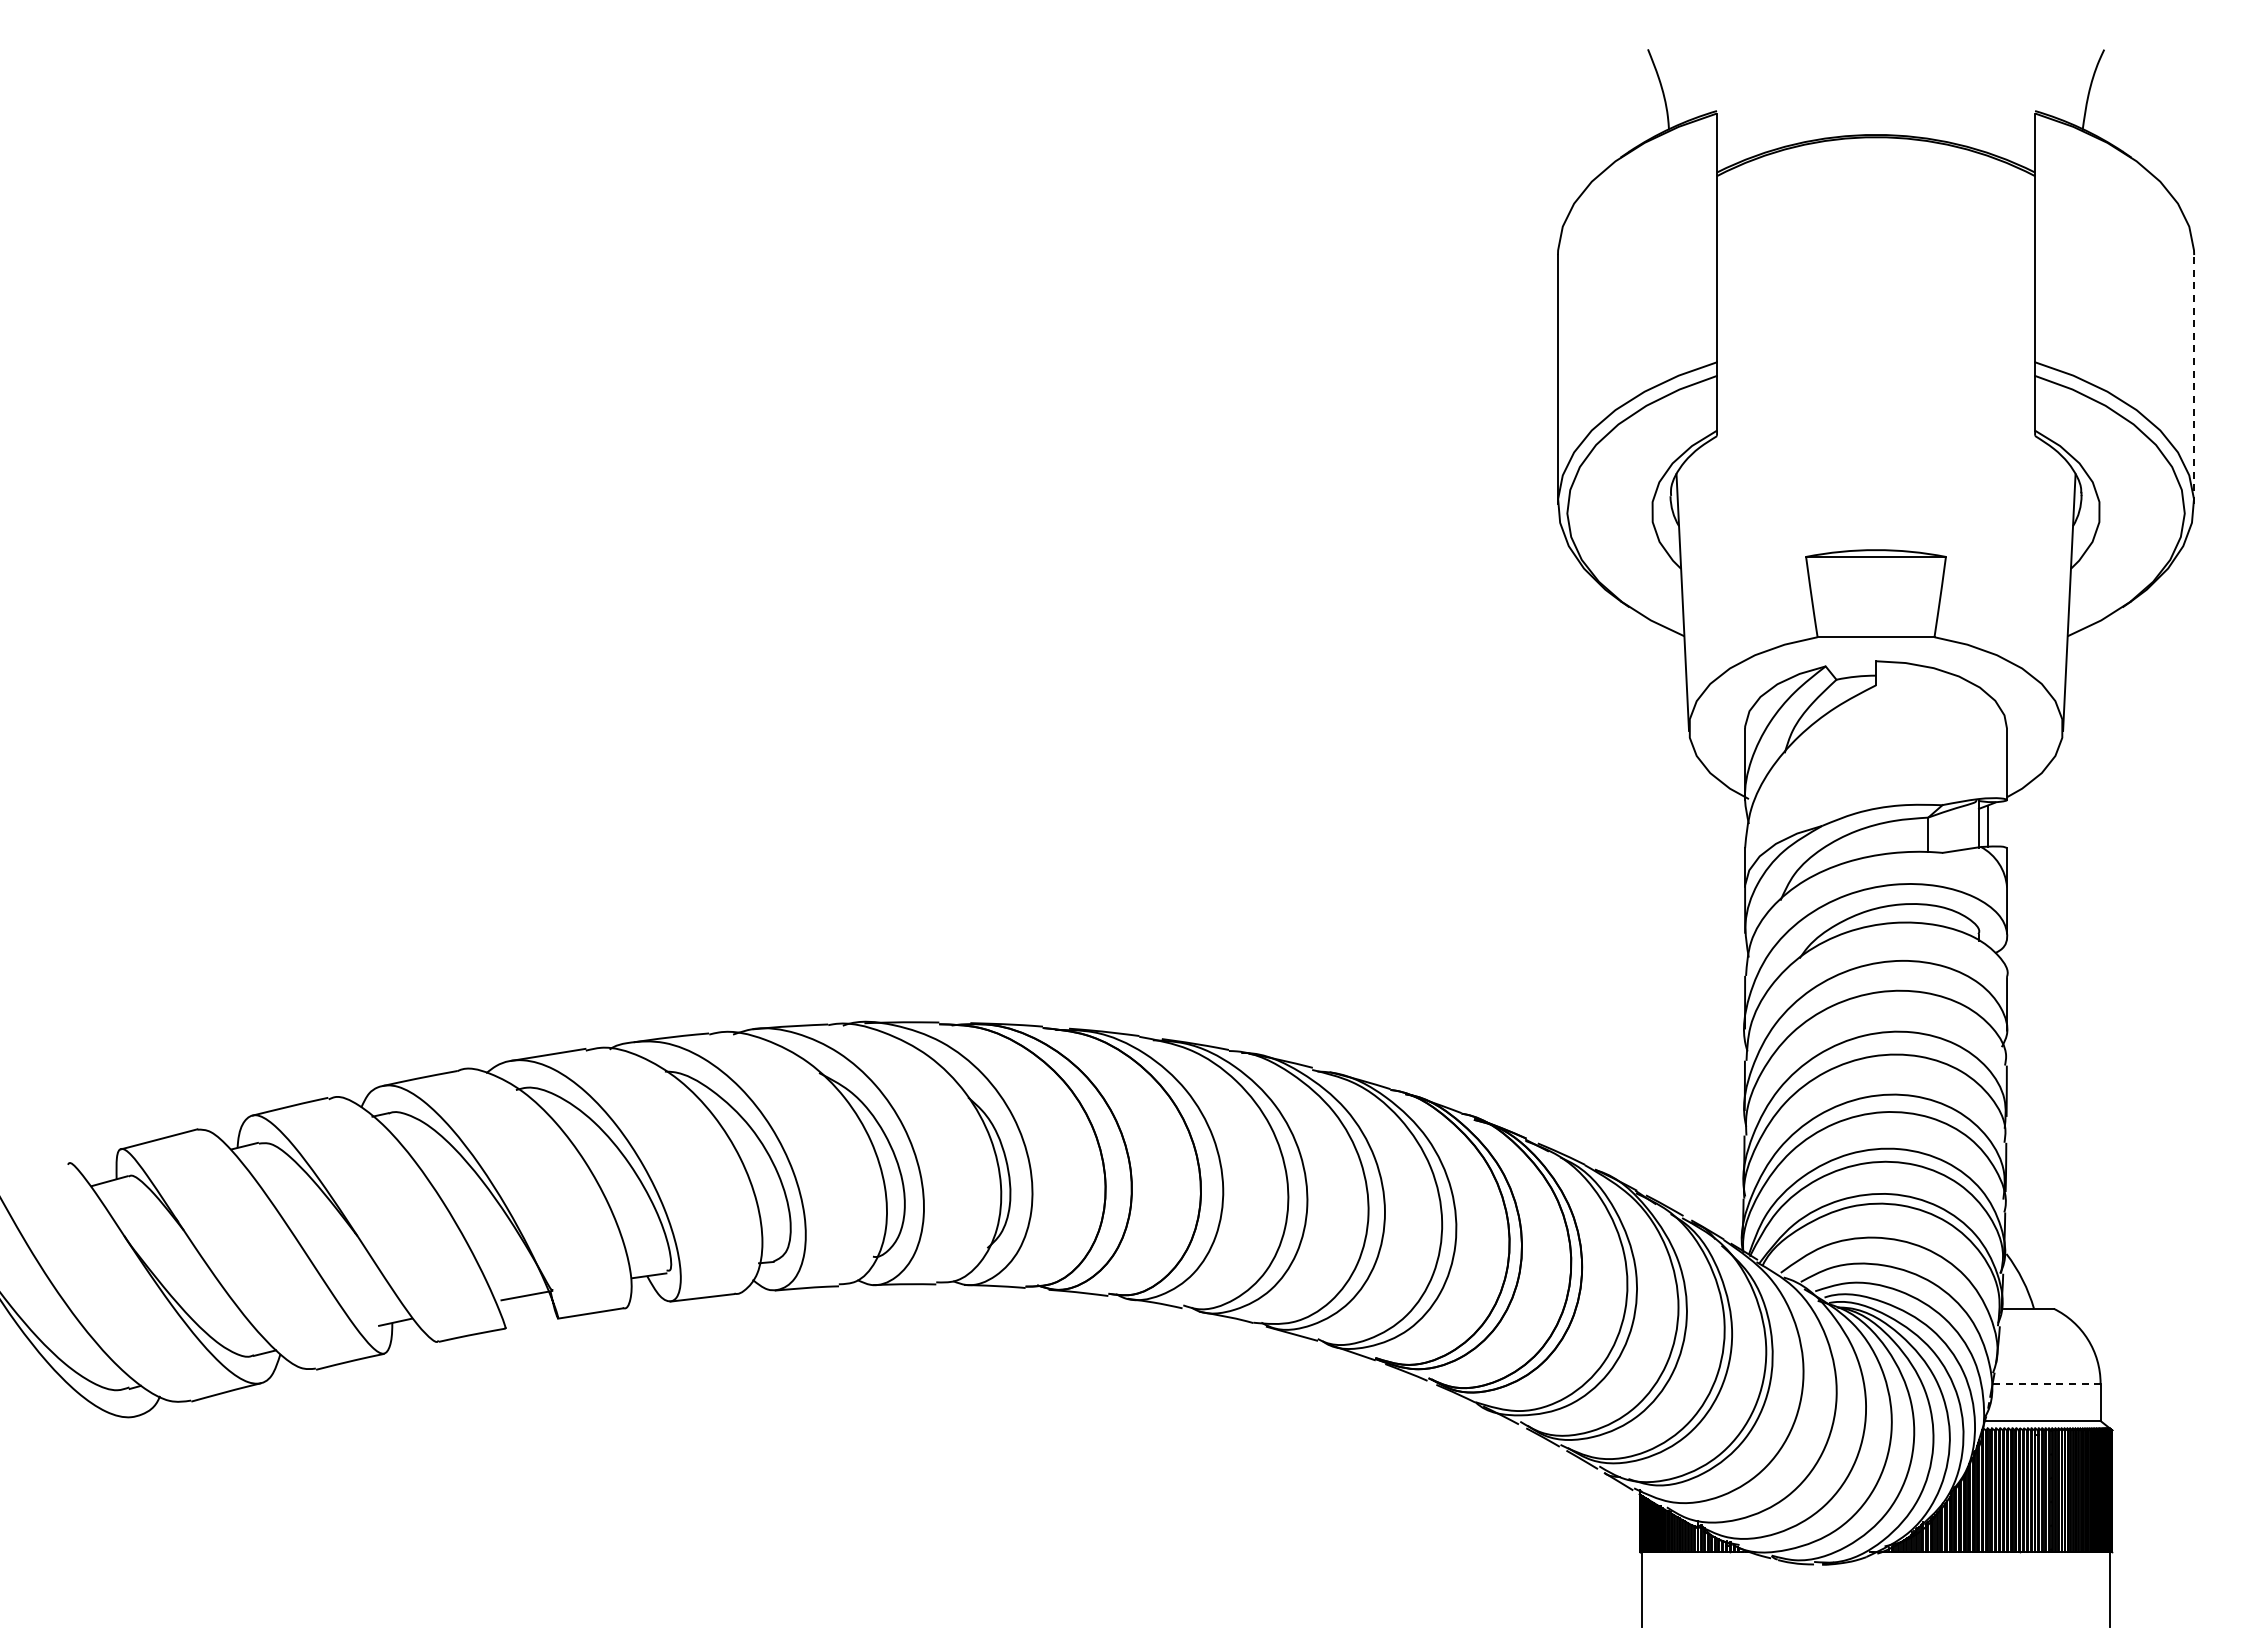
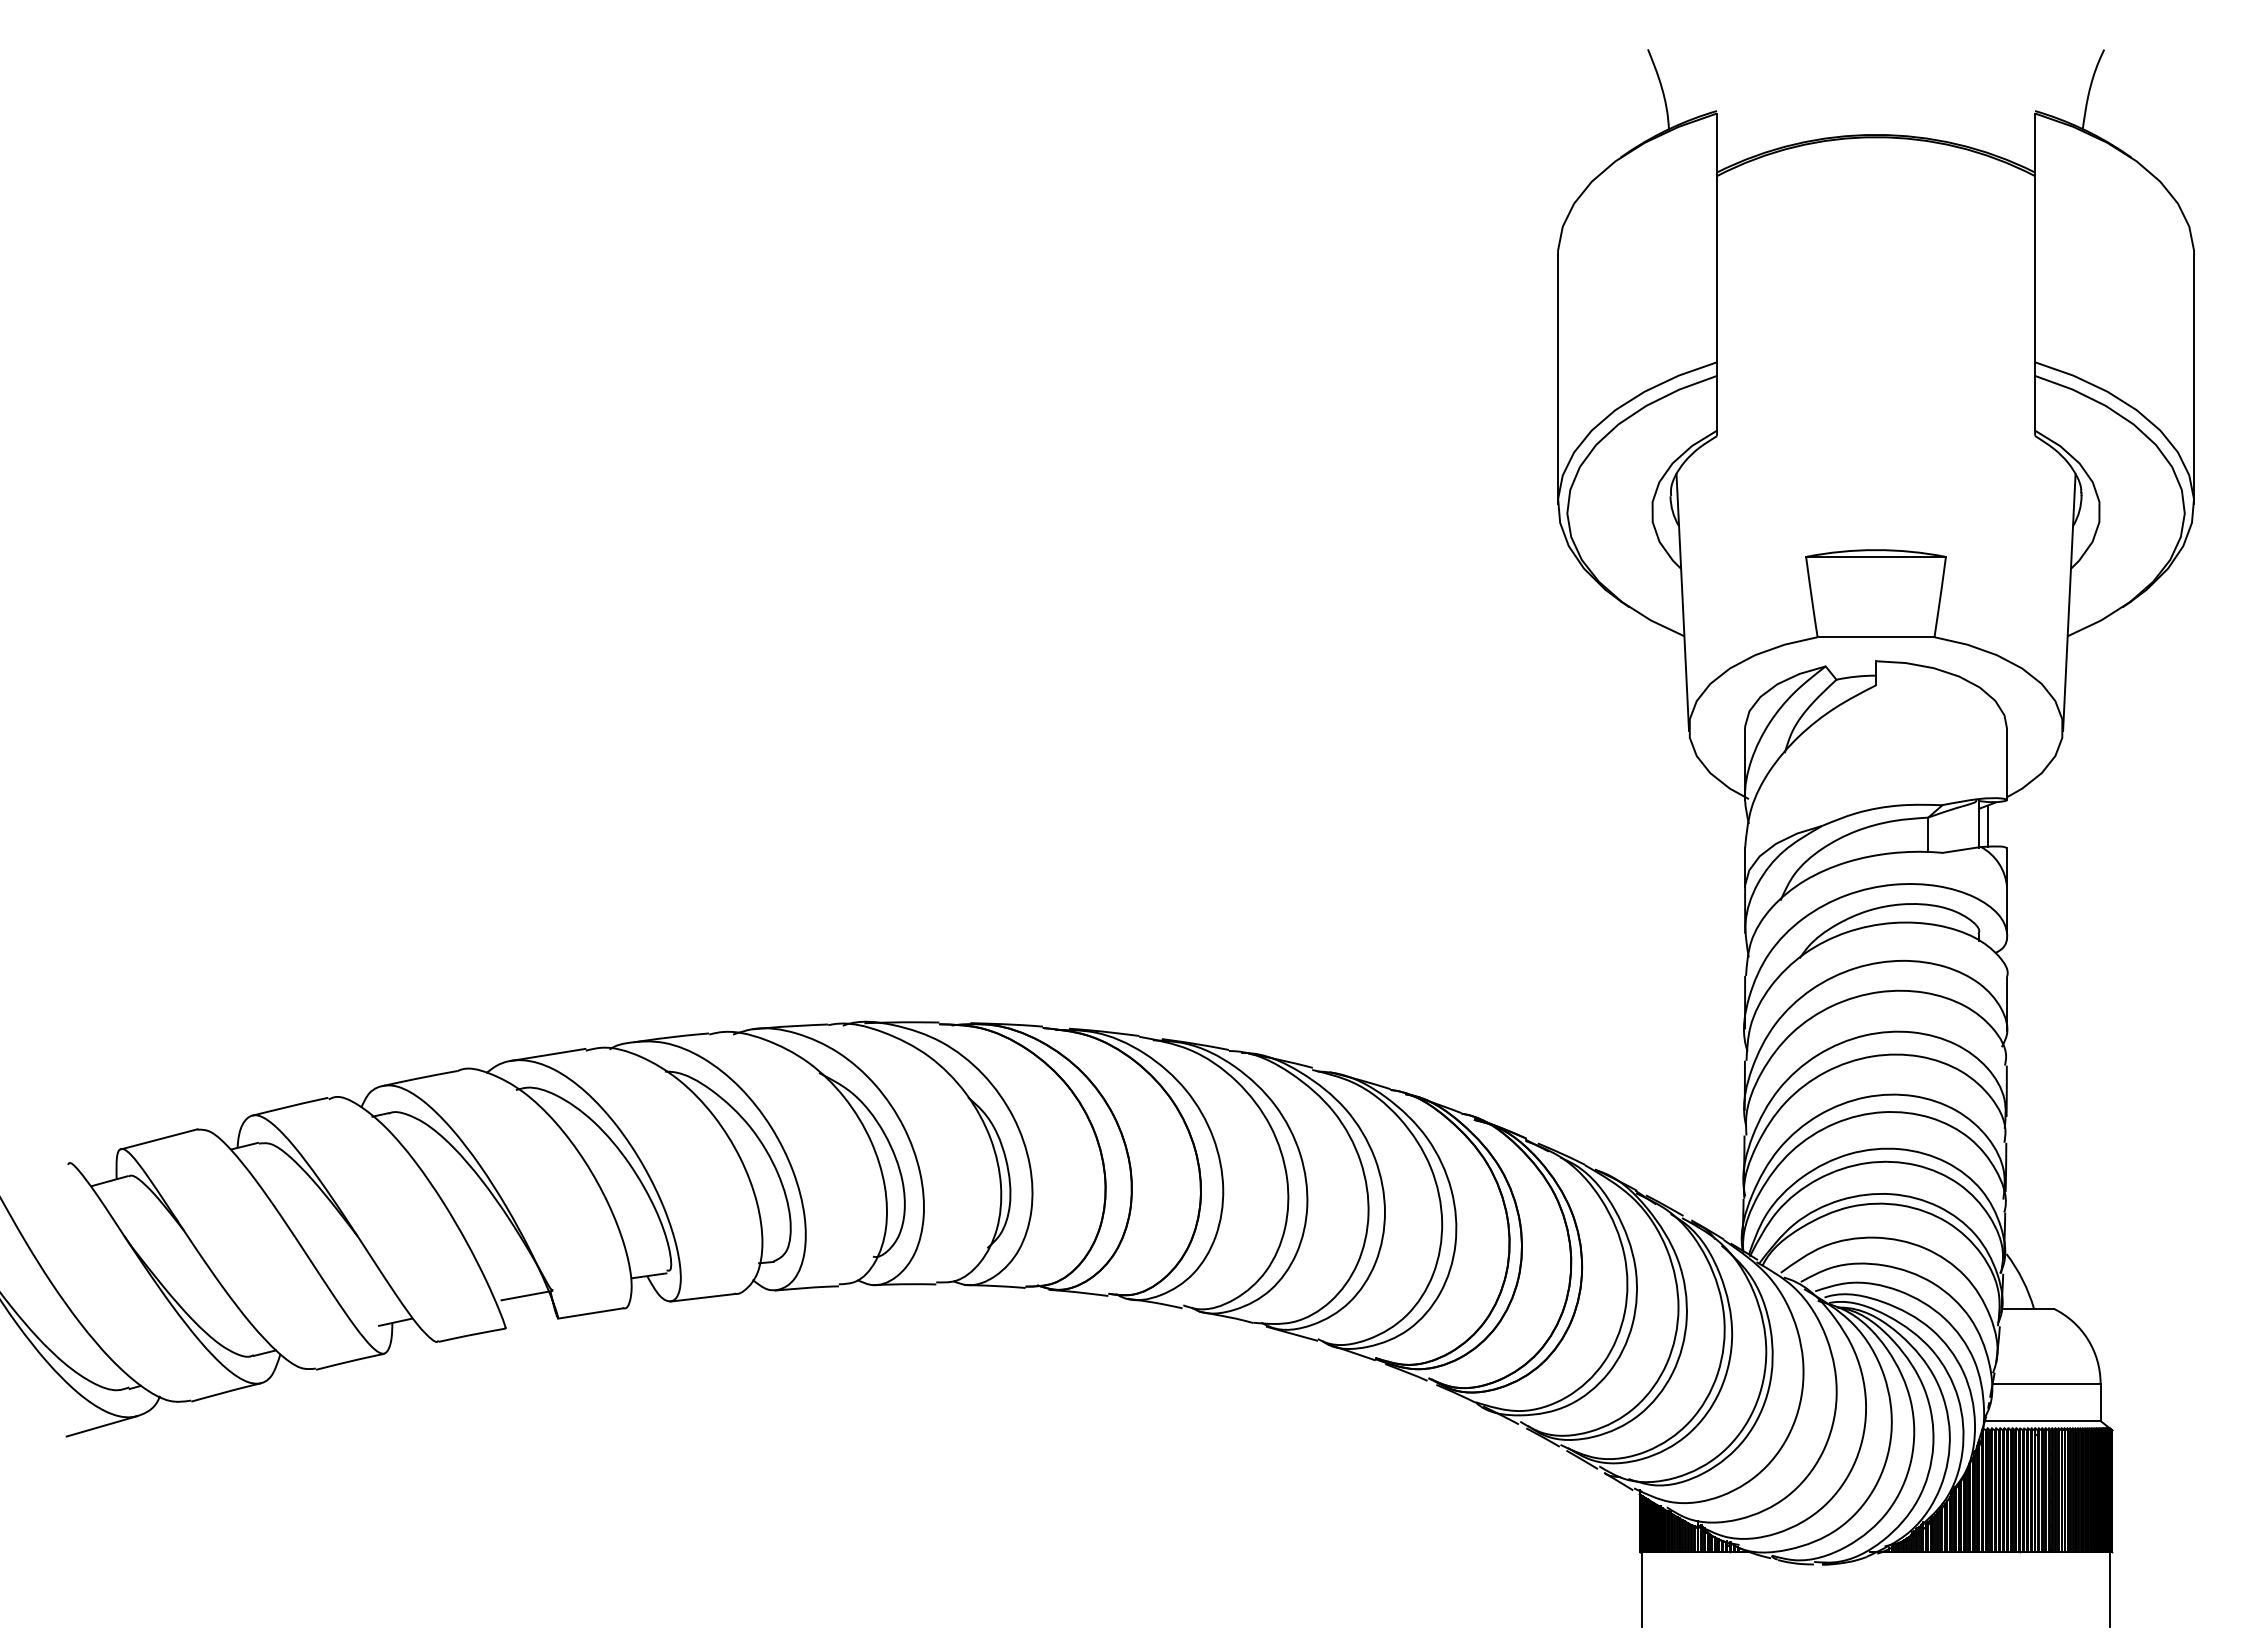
line: dashed -> solid (2194, 378)
line: dashed -> solid (2046, 1383)
line: none -> present (101, 1426)
